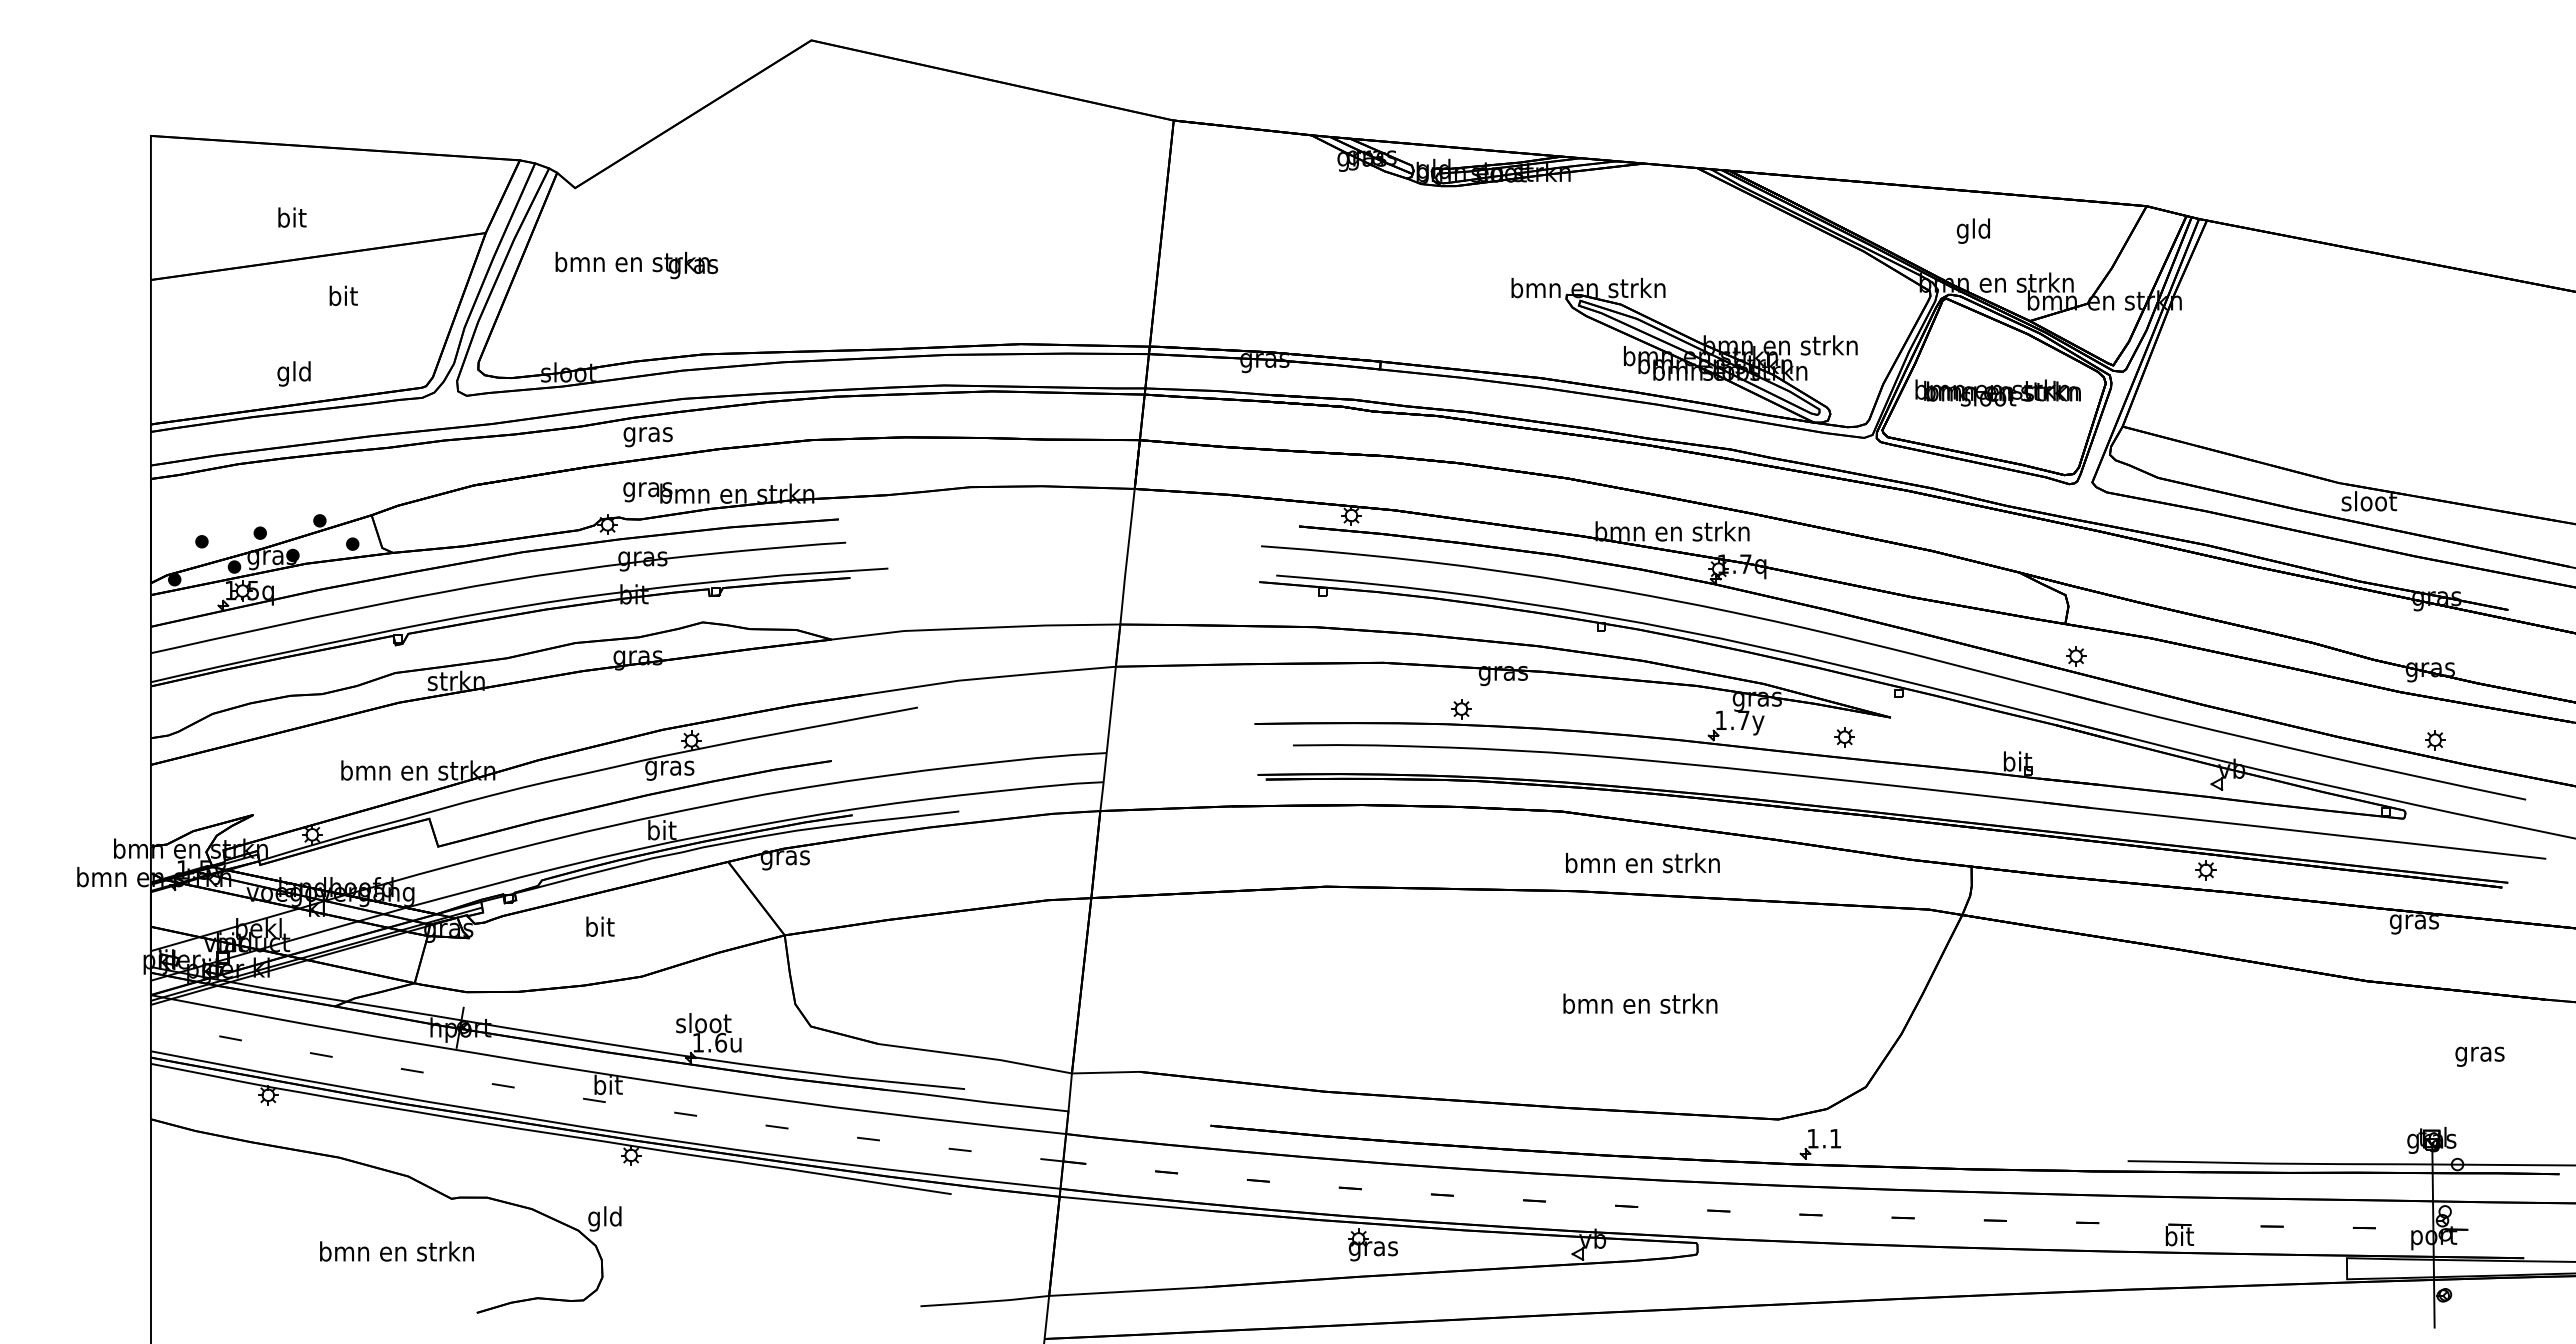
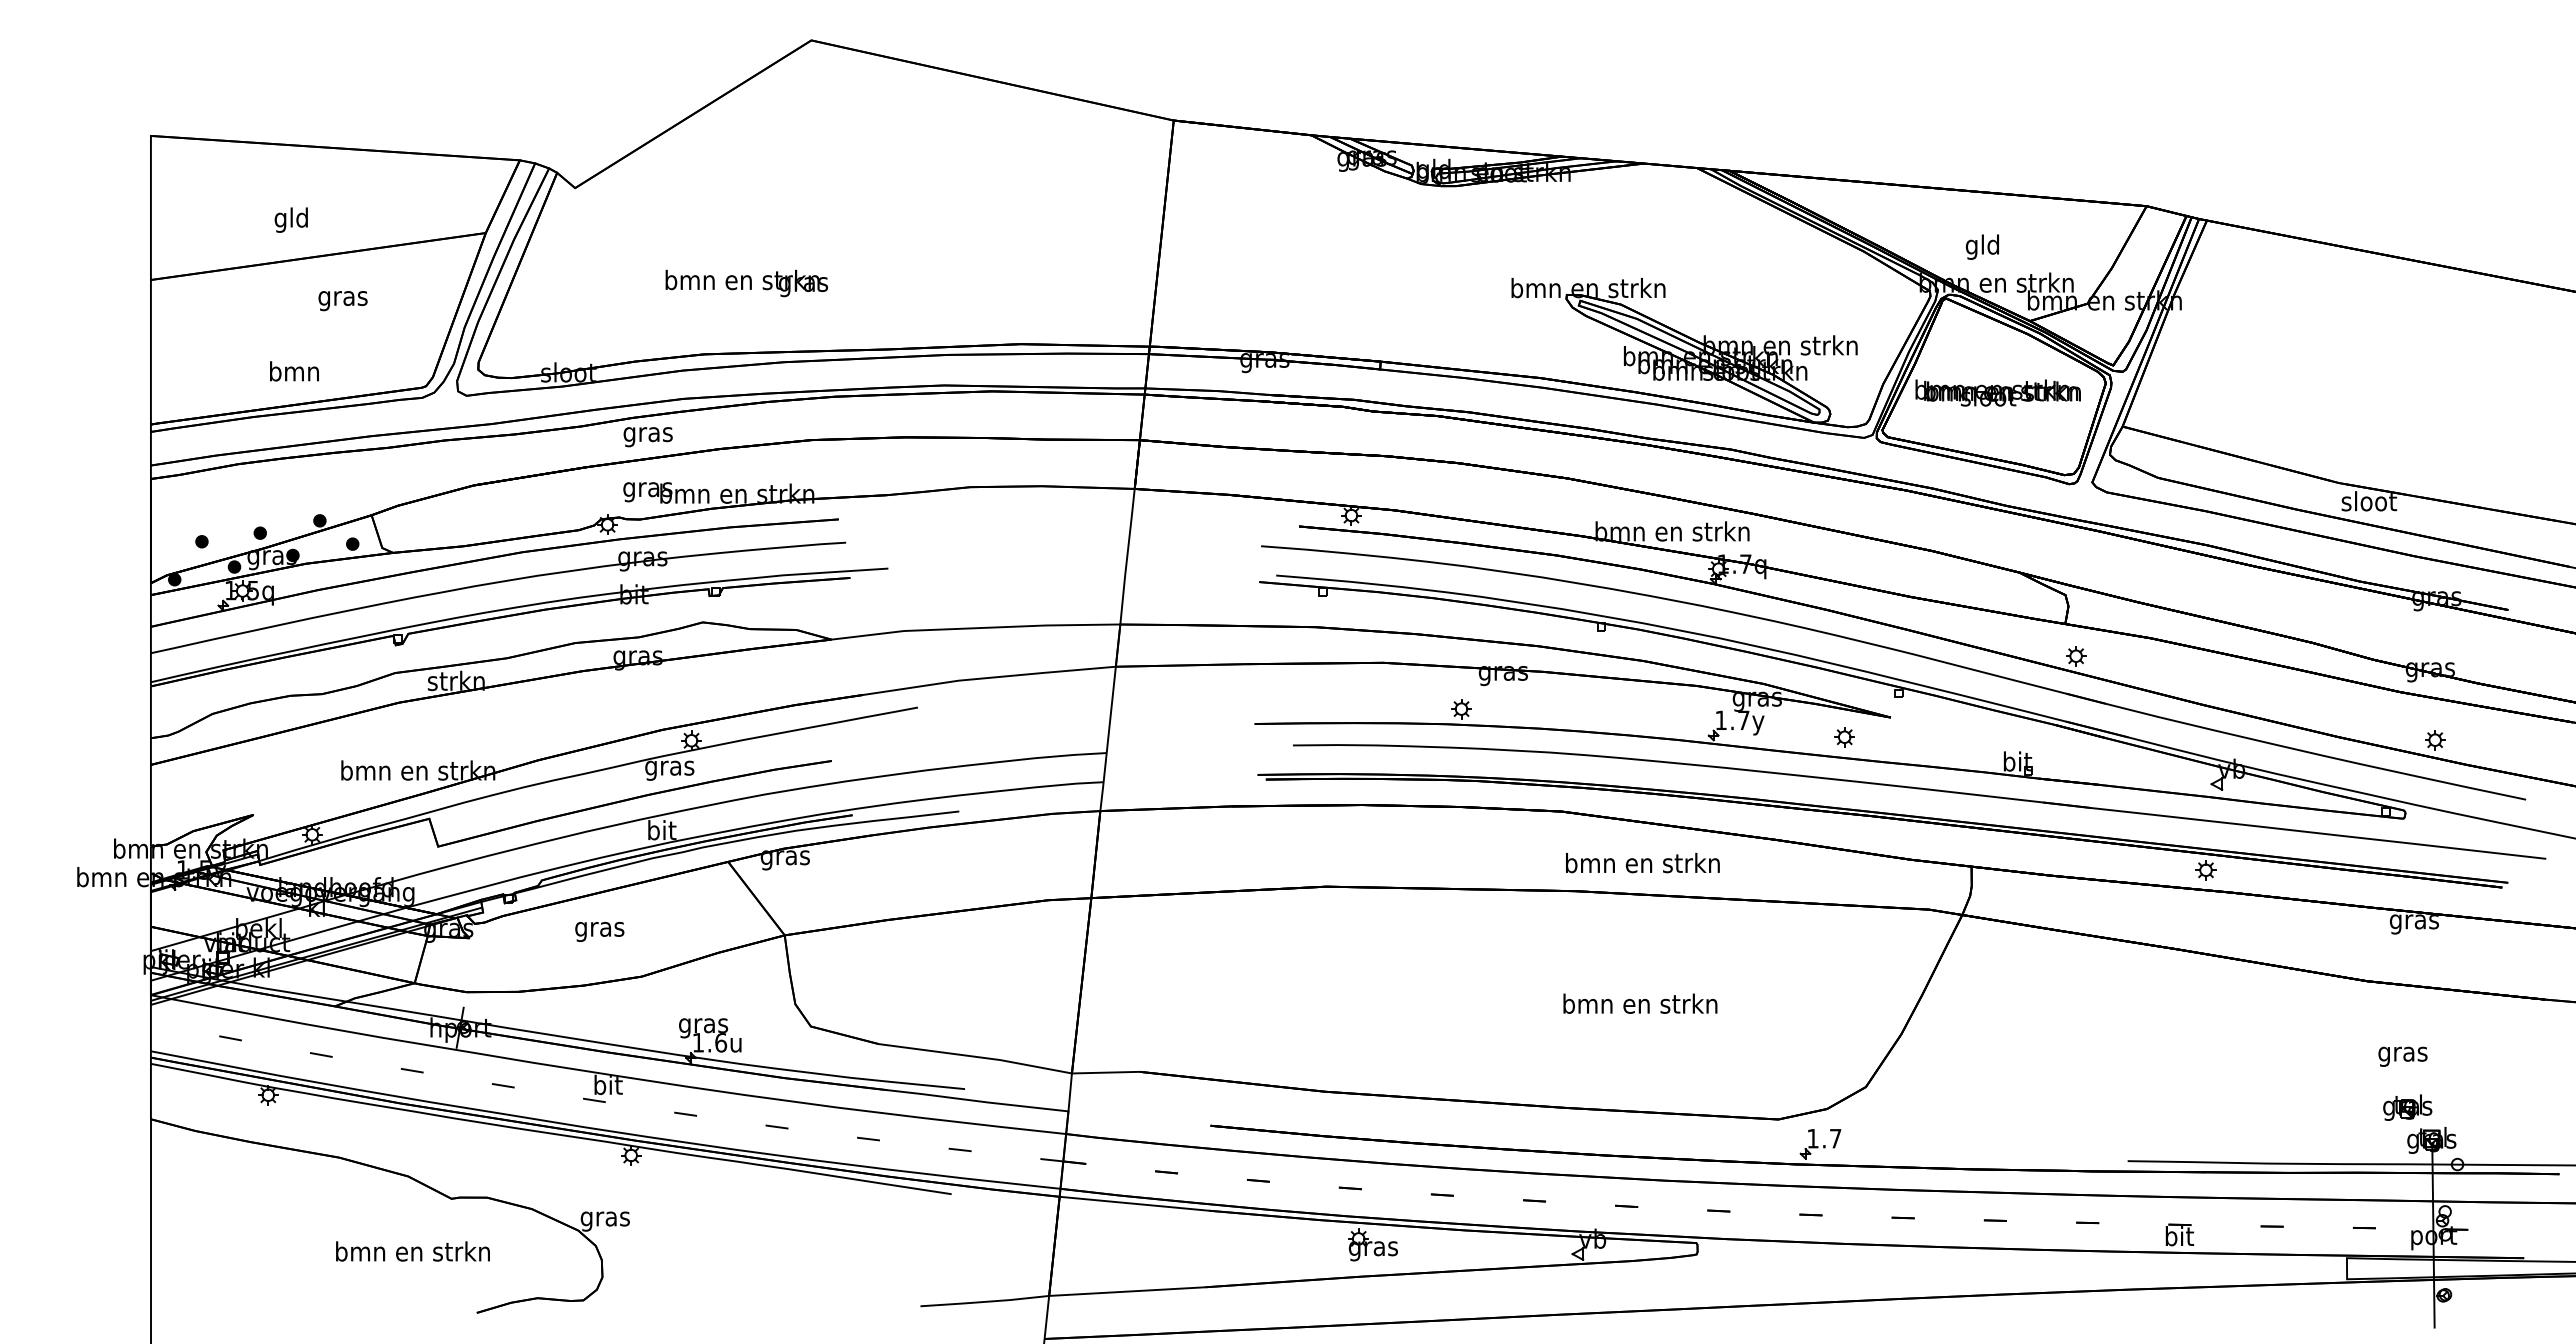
text: bit -> gld (290, 219)
text position: (1972, 230) -> (1981, 246) (1981, 246)
text position: (636, 265) -> (746, 283) (746, 283)
text: bit -> gras (342, 298)
text: gld -> bmn (294, 373)
text: bit -> gras (599, 929)
text: sloot -> gras (703, 1025)
text position: (2479, 1056) -> (2402, 1056) (2402, 1056)
part: none -> present (2407, 1107)
text: 1.1 -> 1.7 (1835, 1138)
text: gld -> gras (604, 1218)
text position: (396, 1251) -> (412, 1251) (412, 1251)
